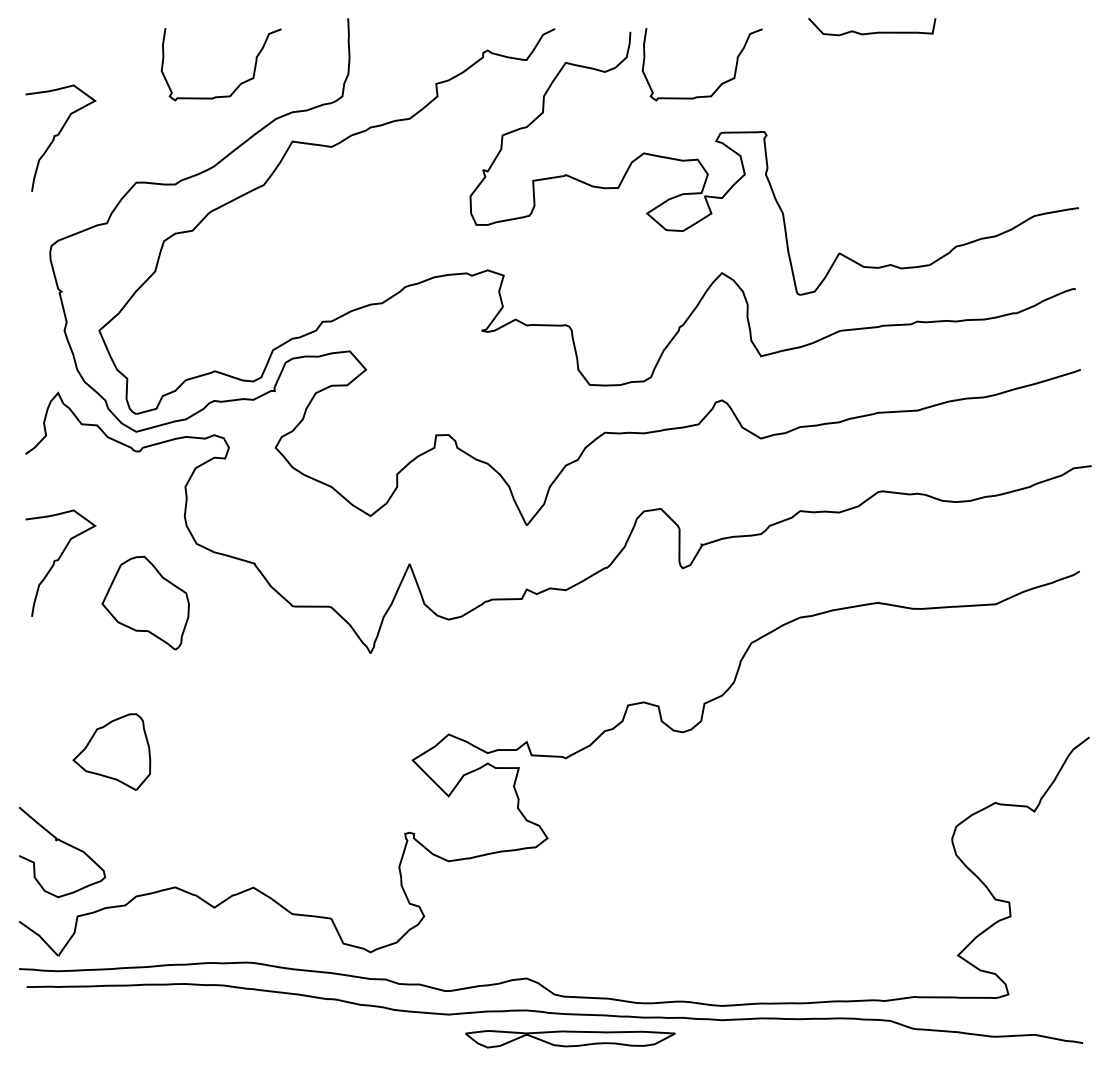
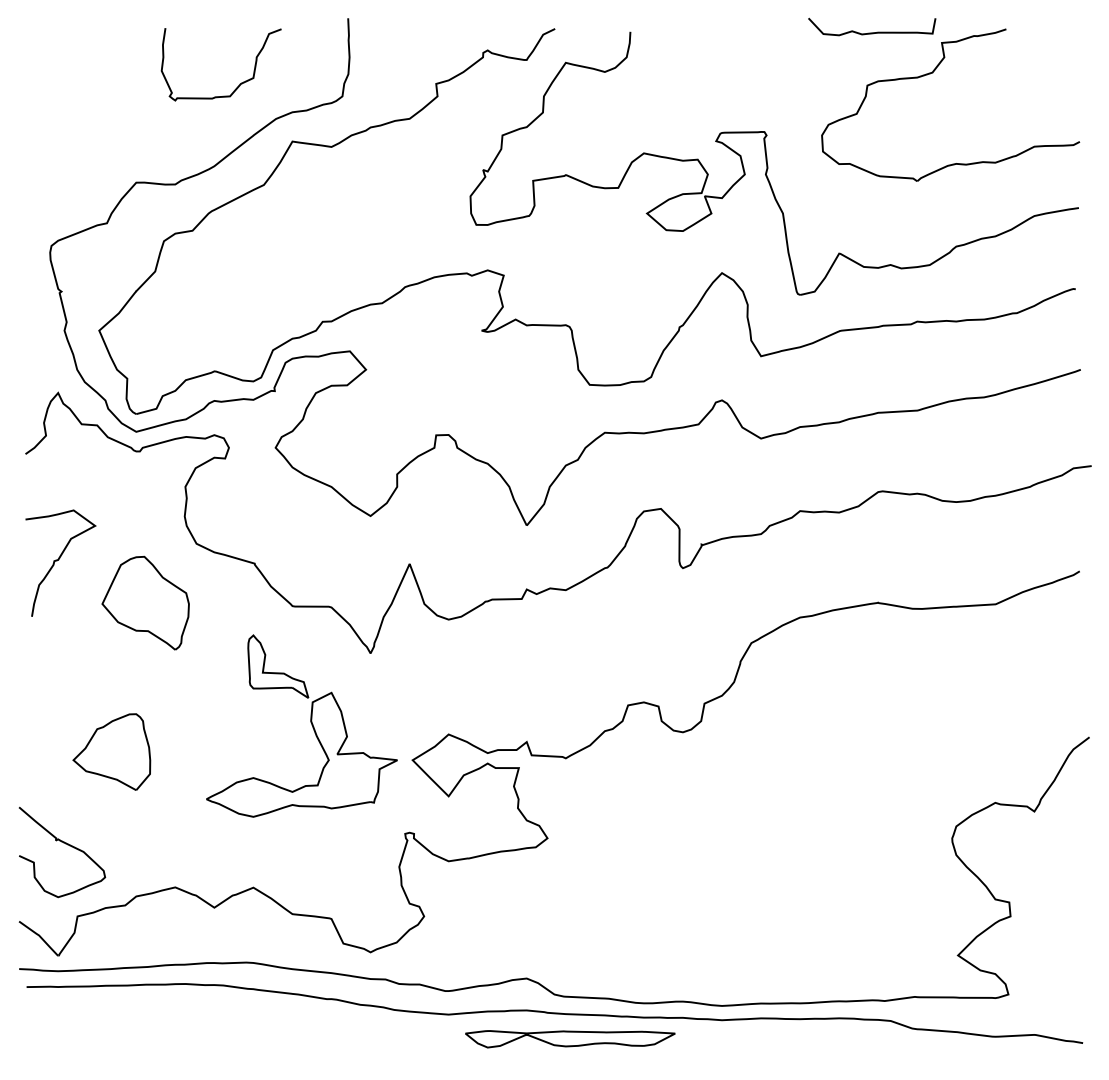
part: none -> present (932, 73)
curve: present -> none (721, 83)
curve: present -> none (58, 135)
part: none -> present (310, 722)
